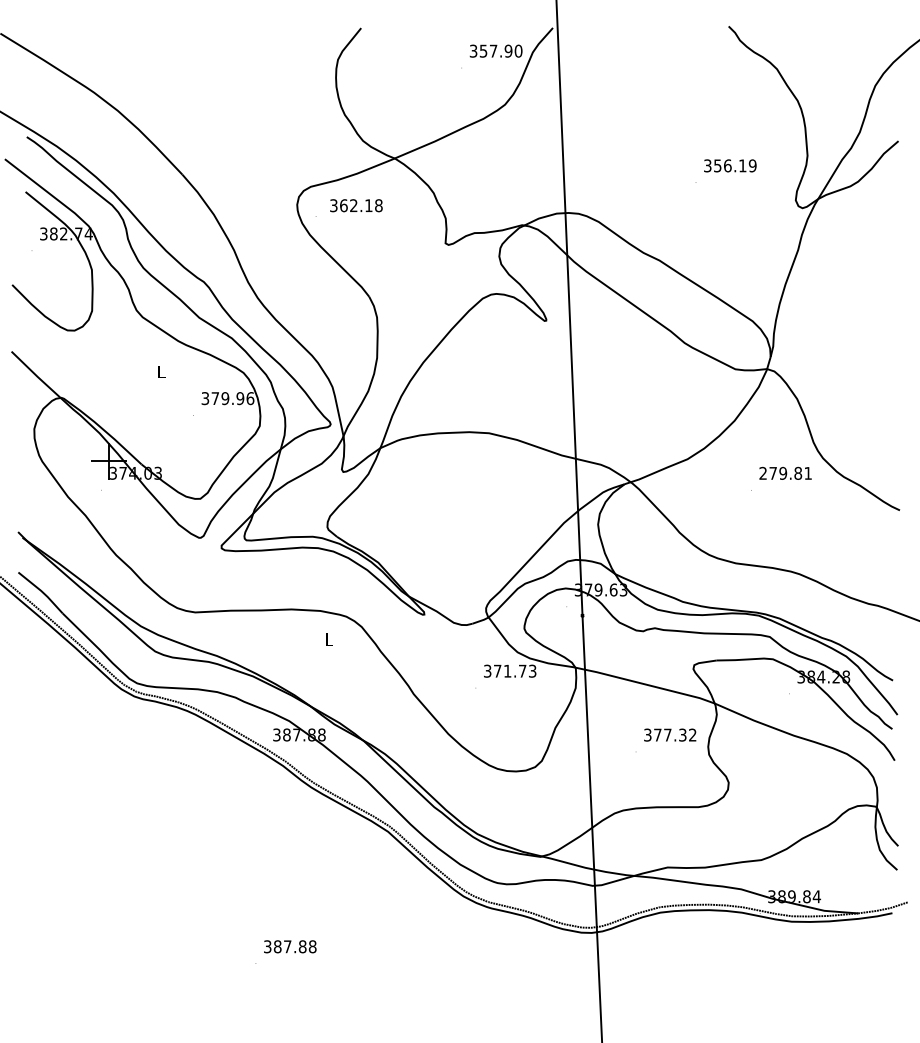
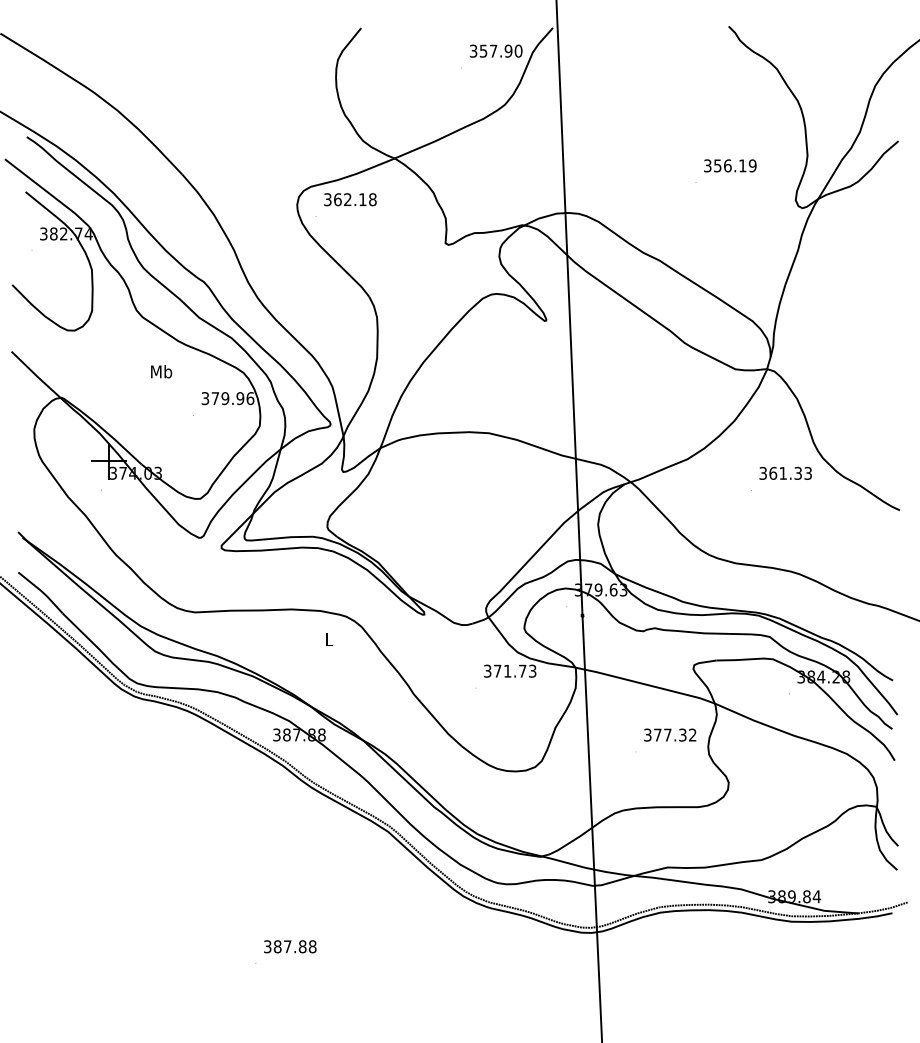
text position: (356, 205) -> (350, 199) (350, 199)
text: L -> Mb (161, 371)
text: 279.81 -> 361.33 (785, 472)
